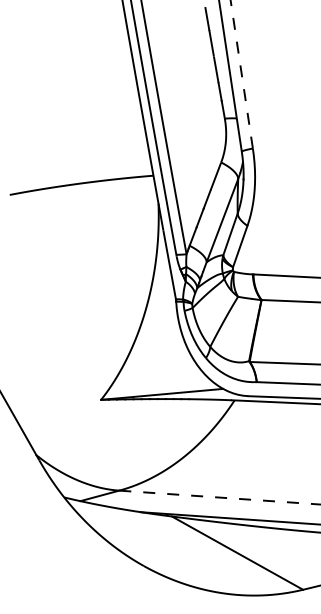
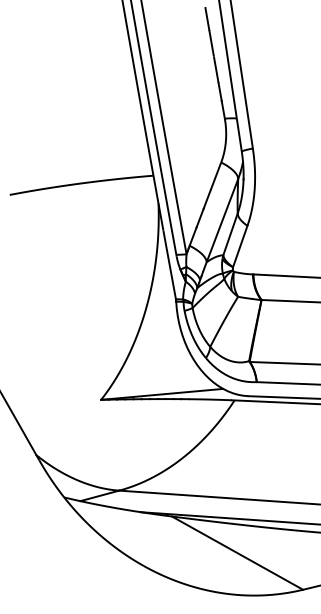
line: dashed -> solid (241, 74)
line: dashed -> solid (220, 497)
